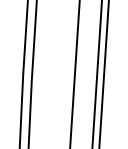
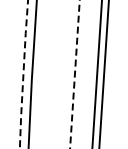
line: solid -> dashed (74, 73)
arc: solid -> dashed (23, 74)
